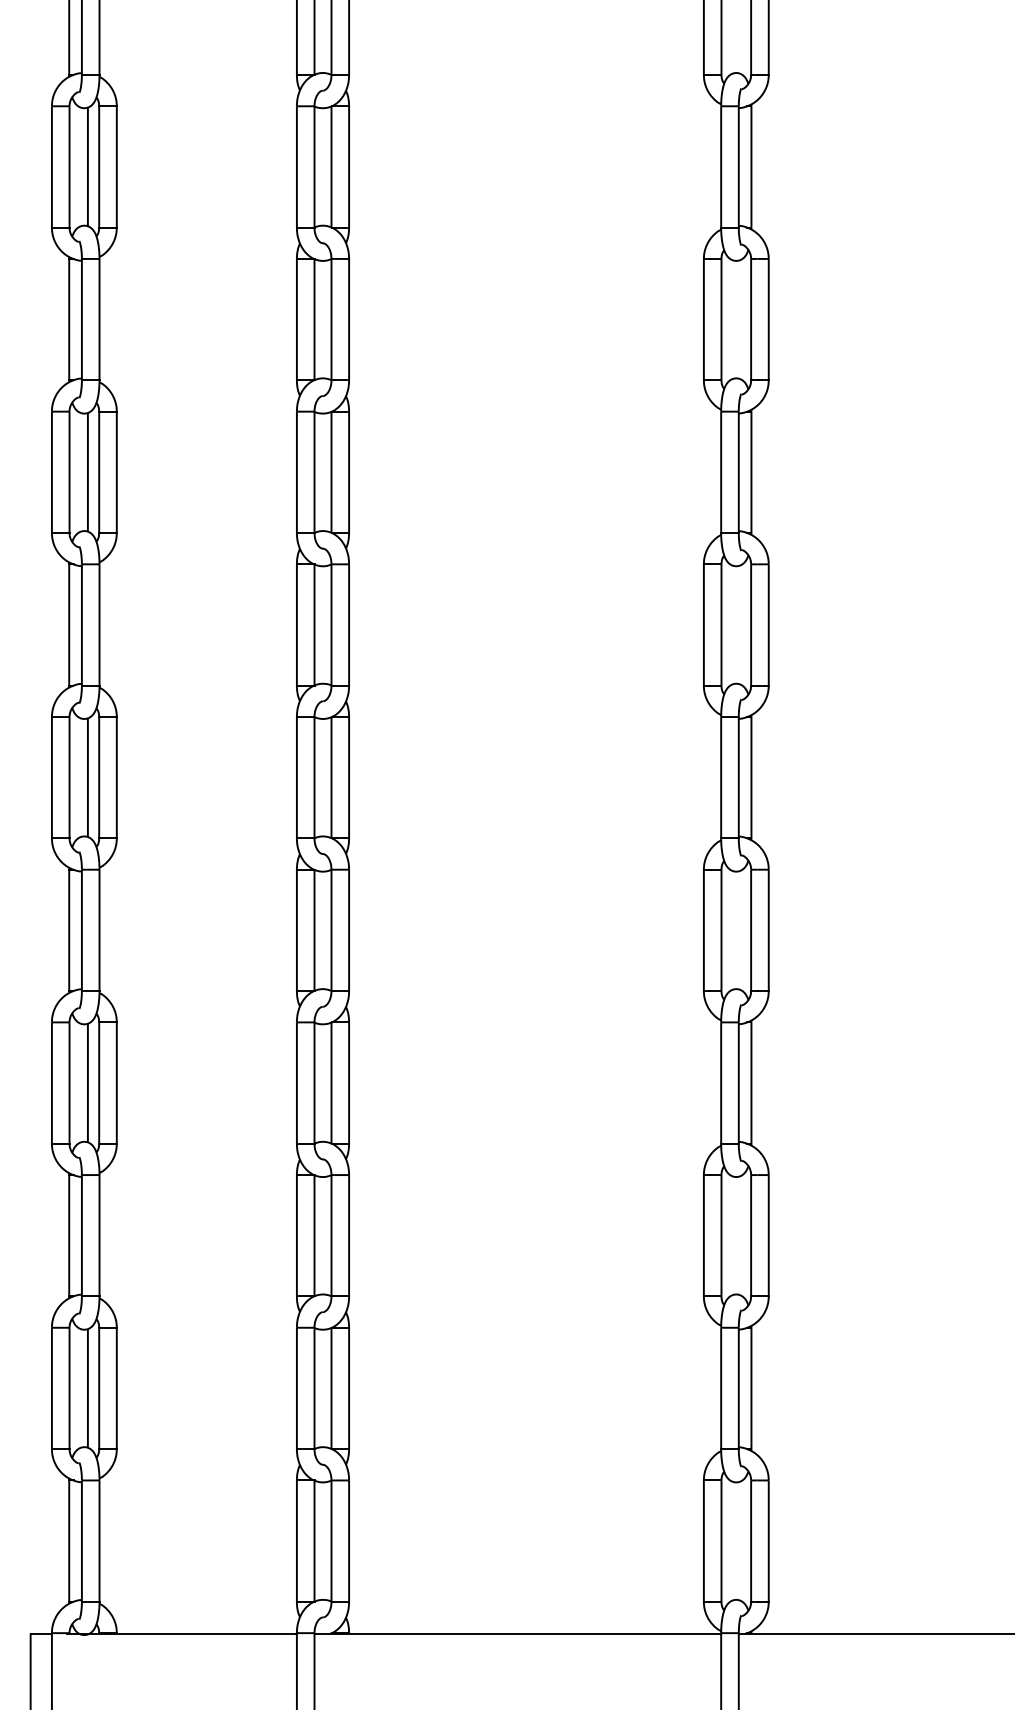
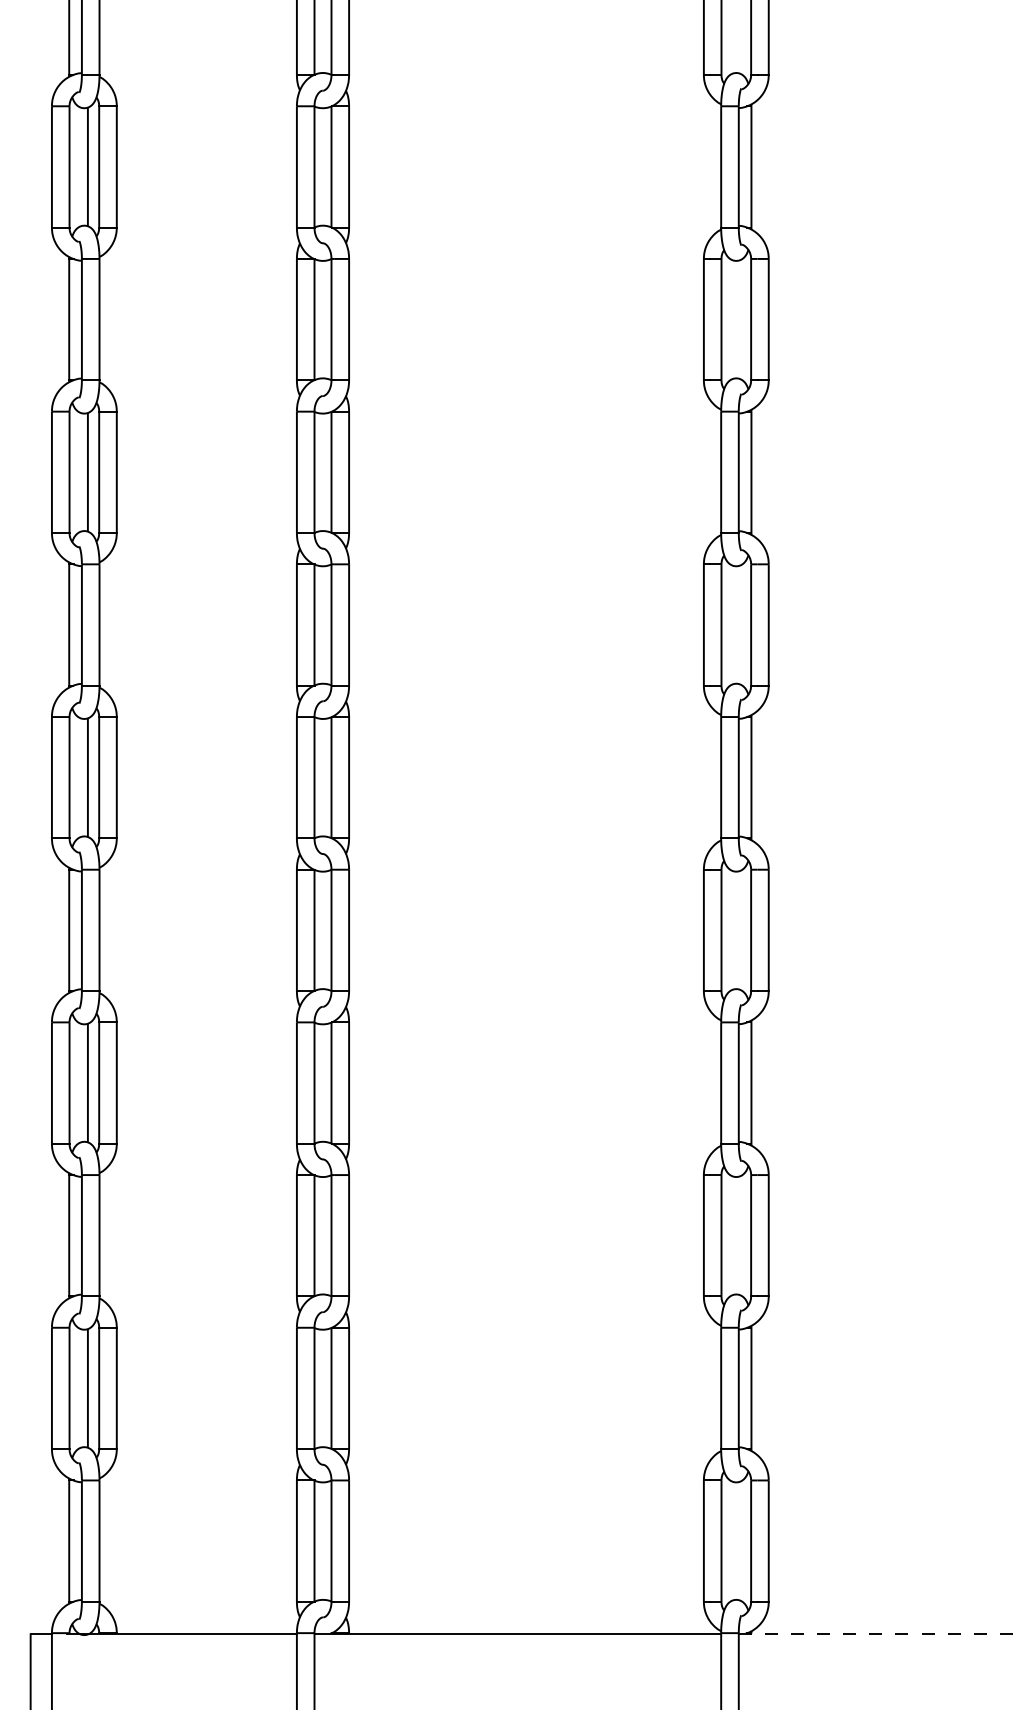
line: solid -> dashed (876, 1633)
